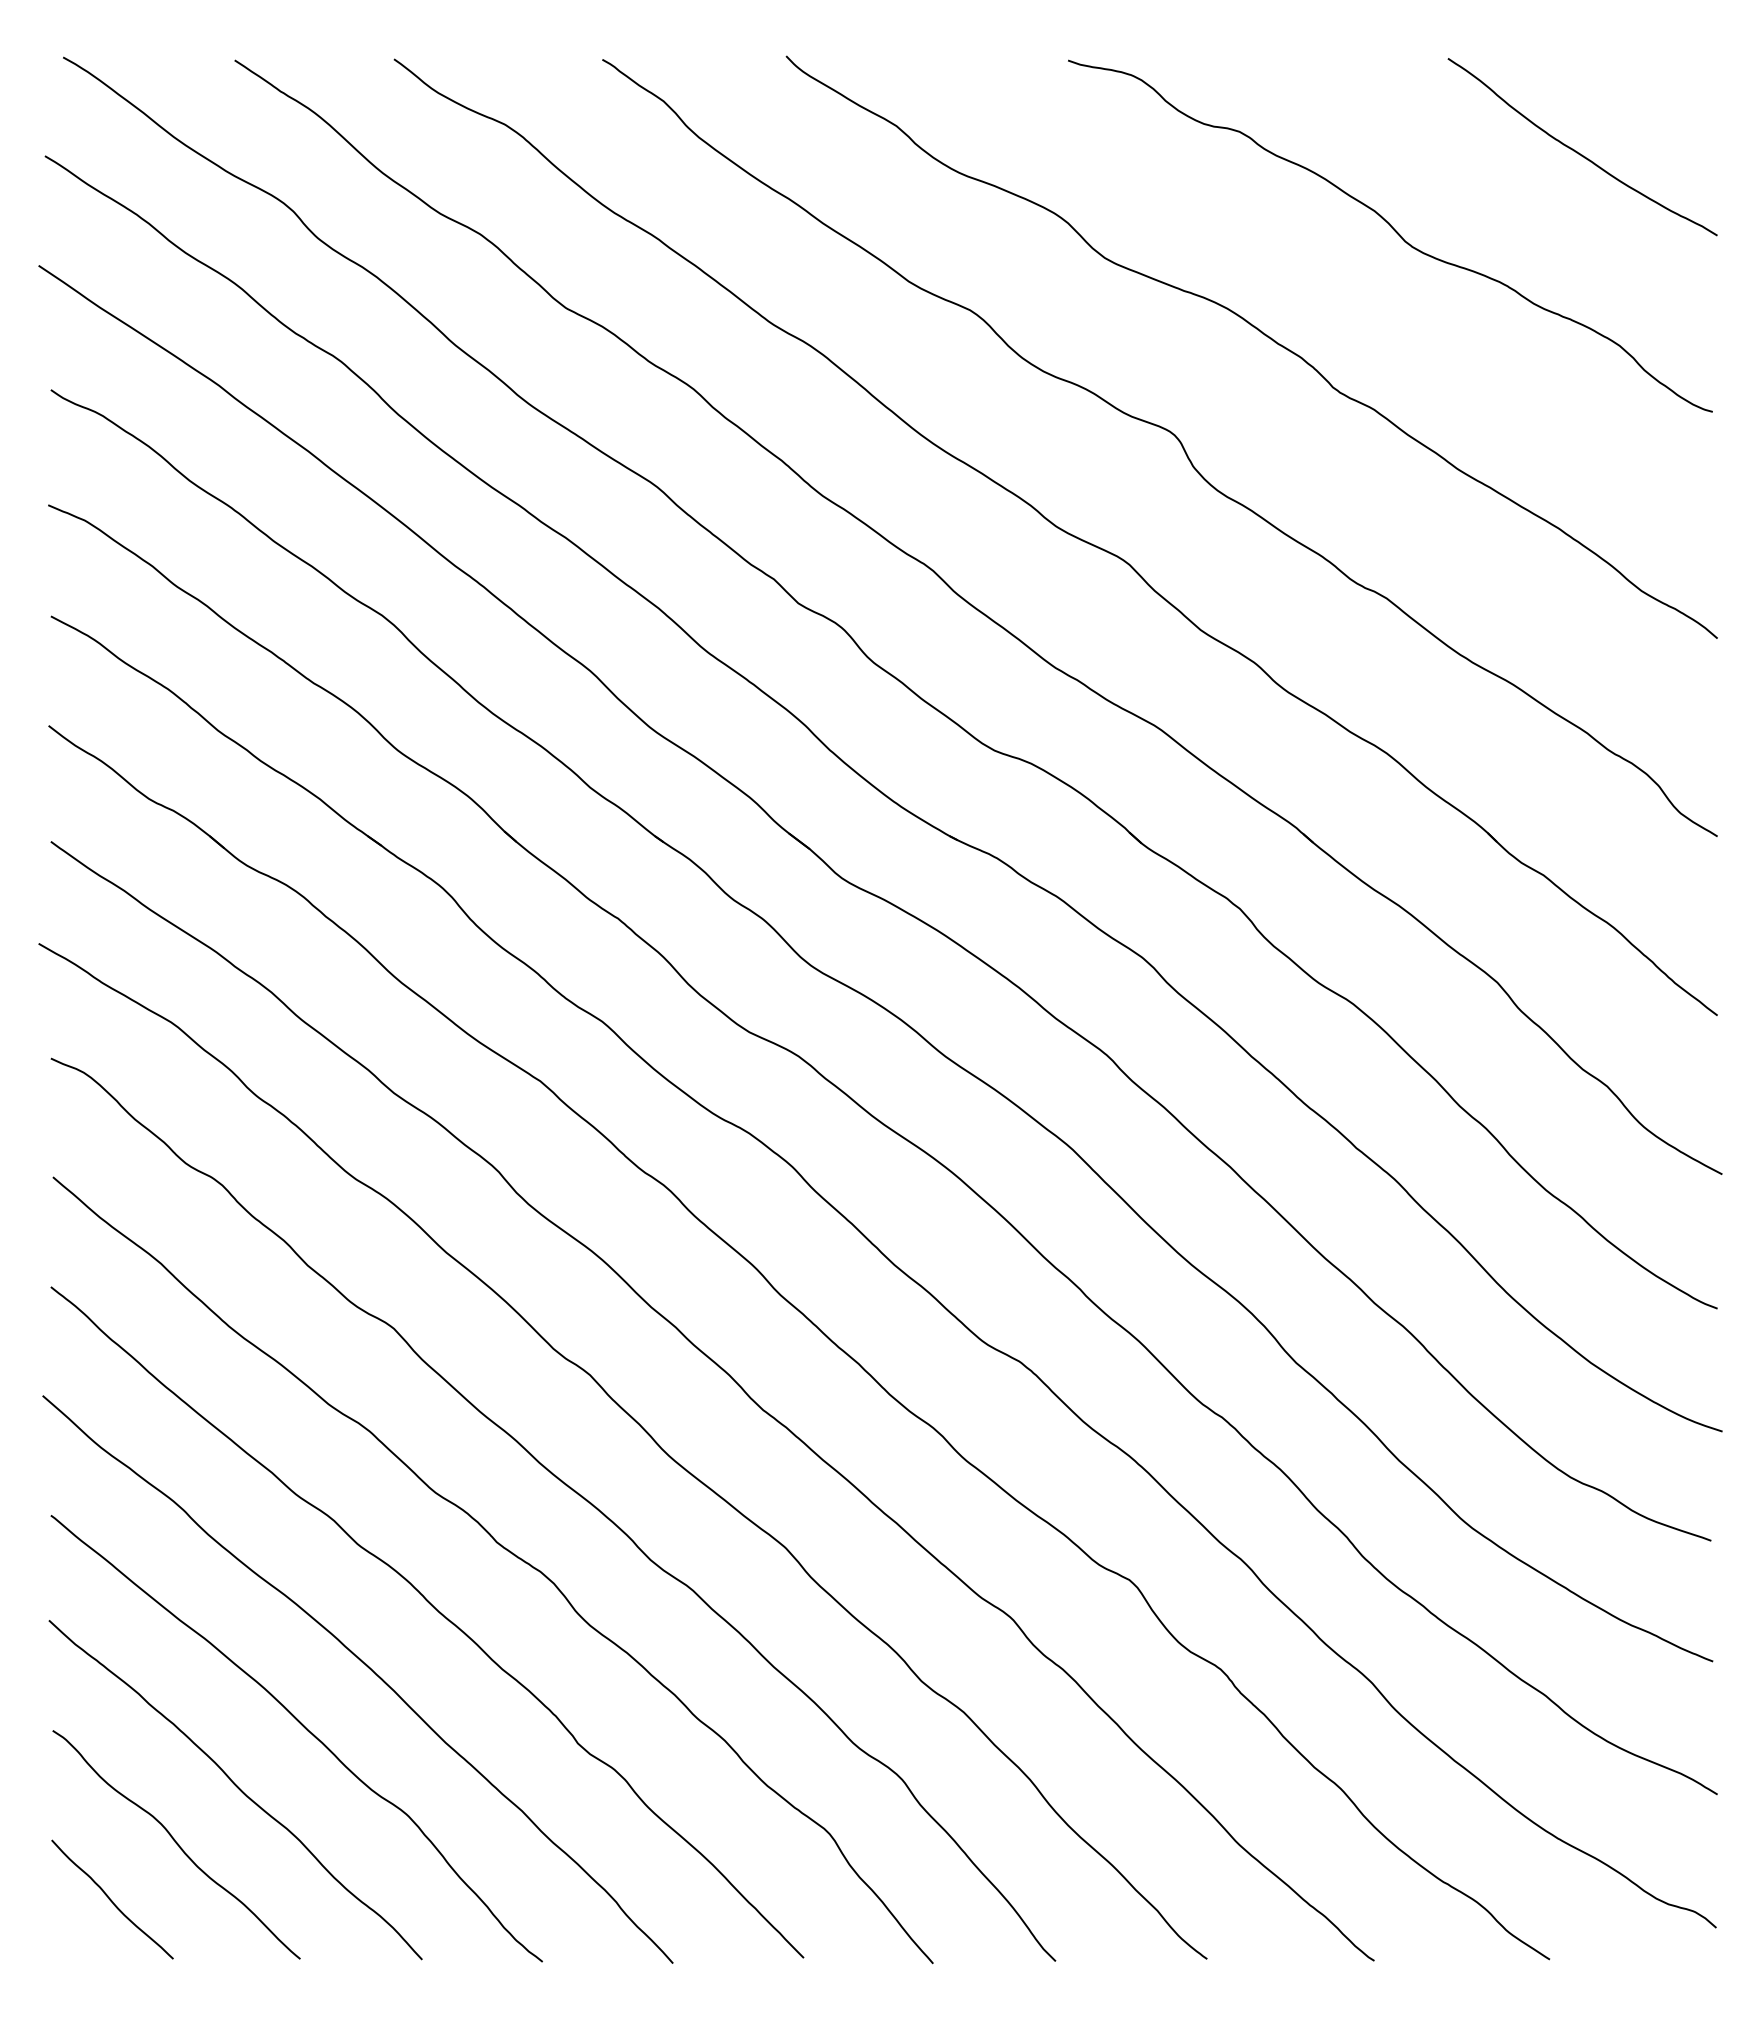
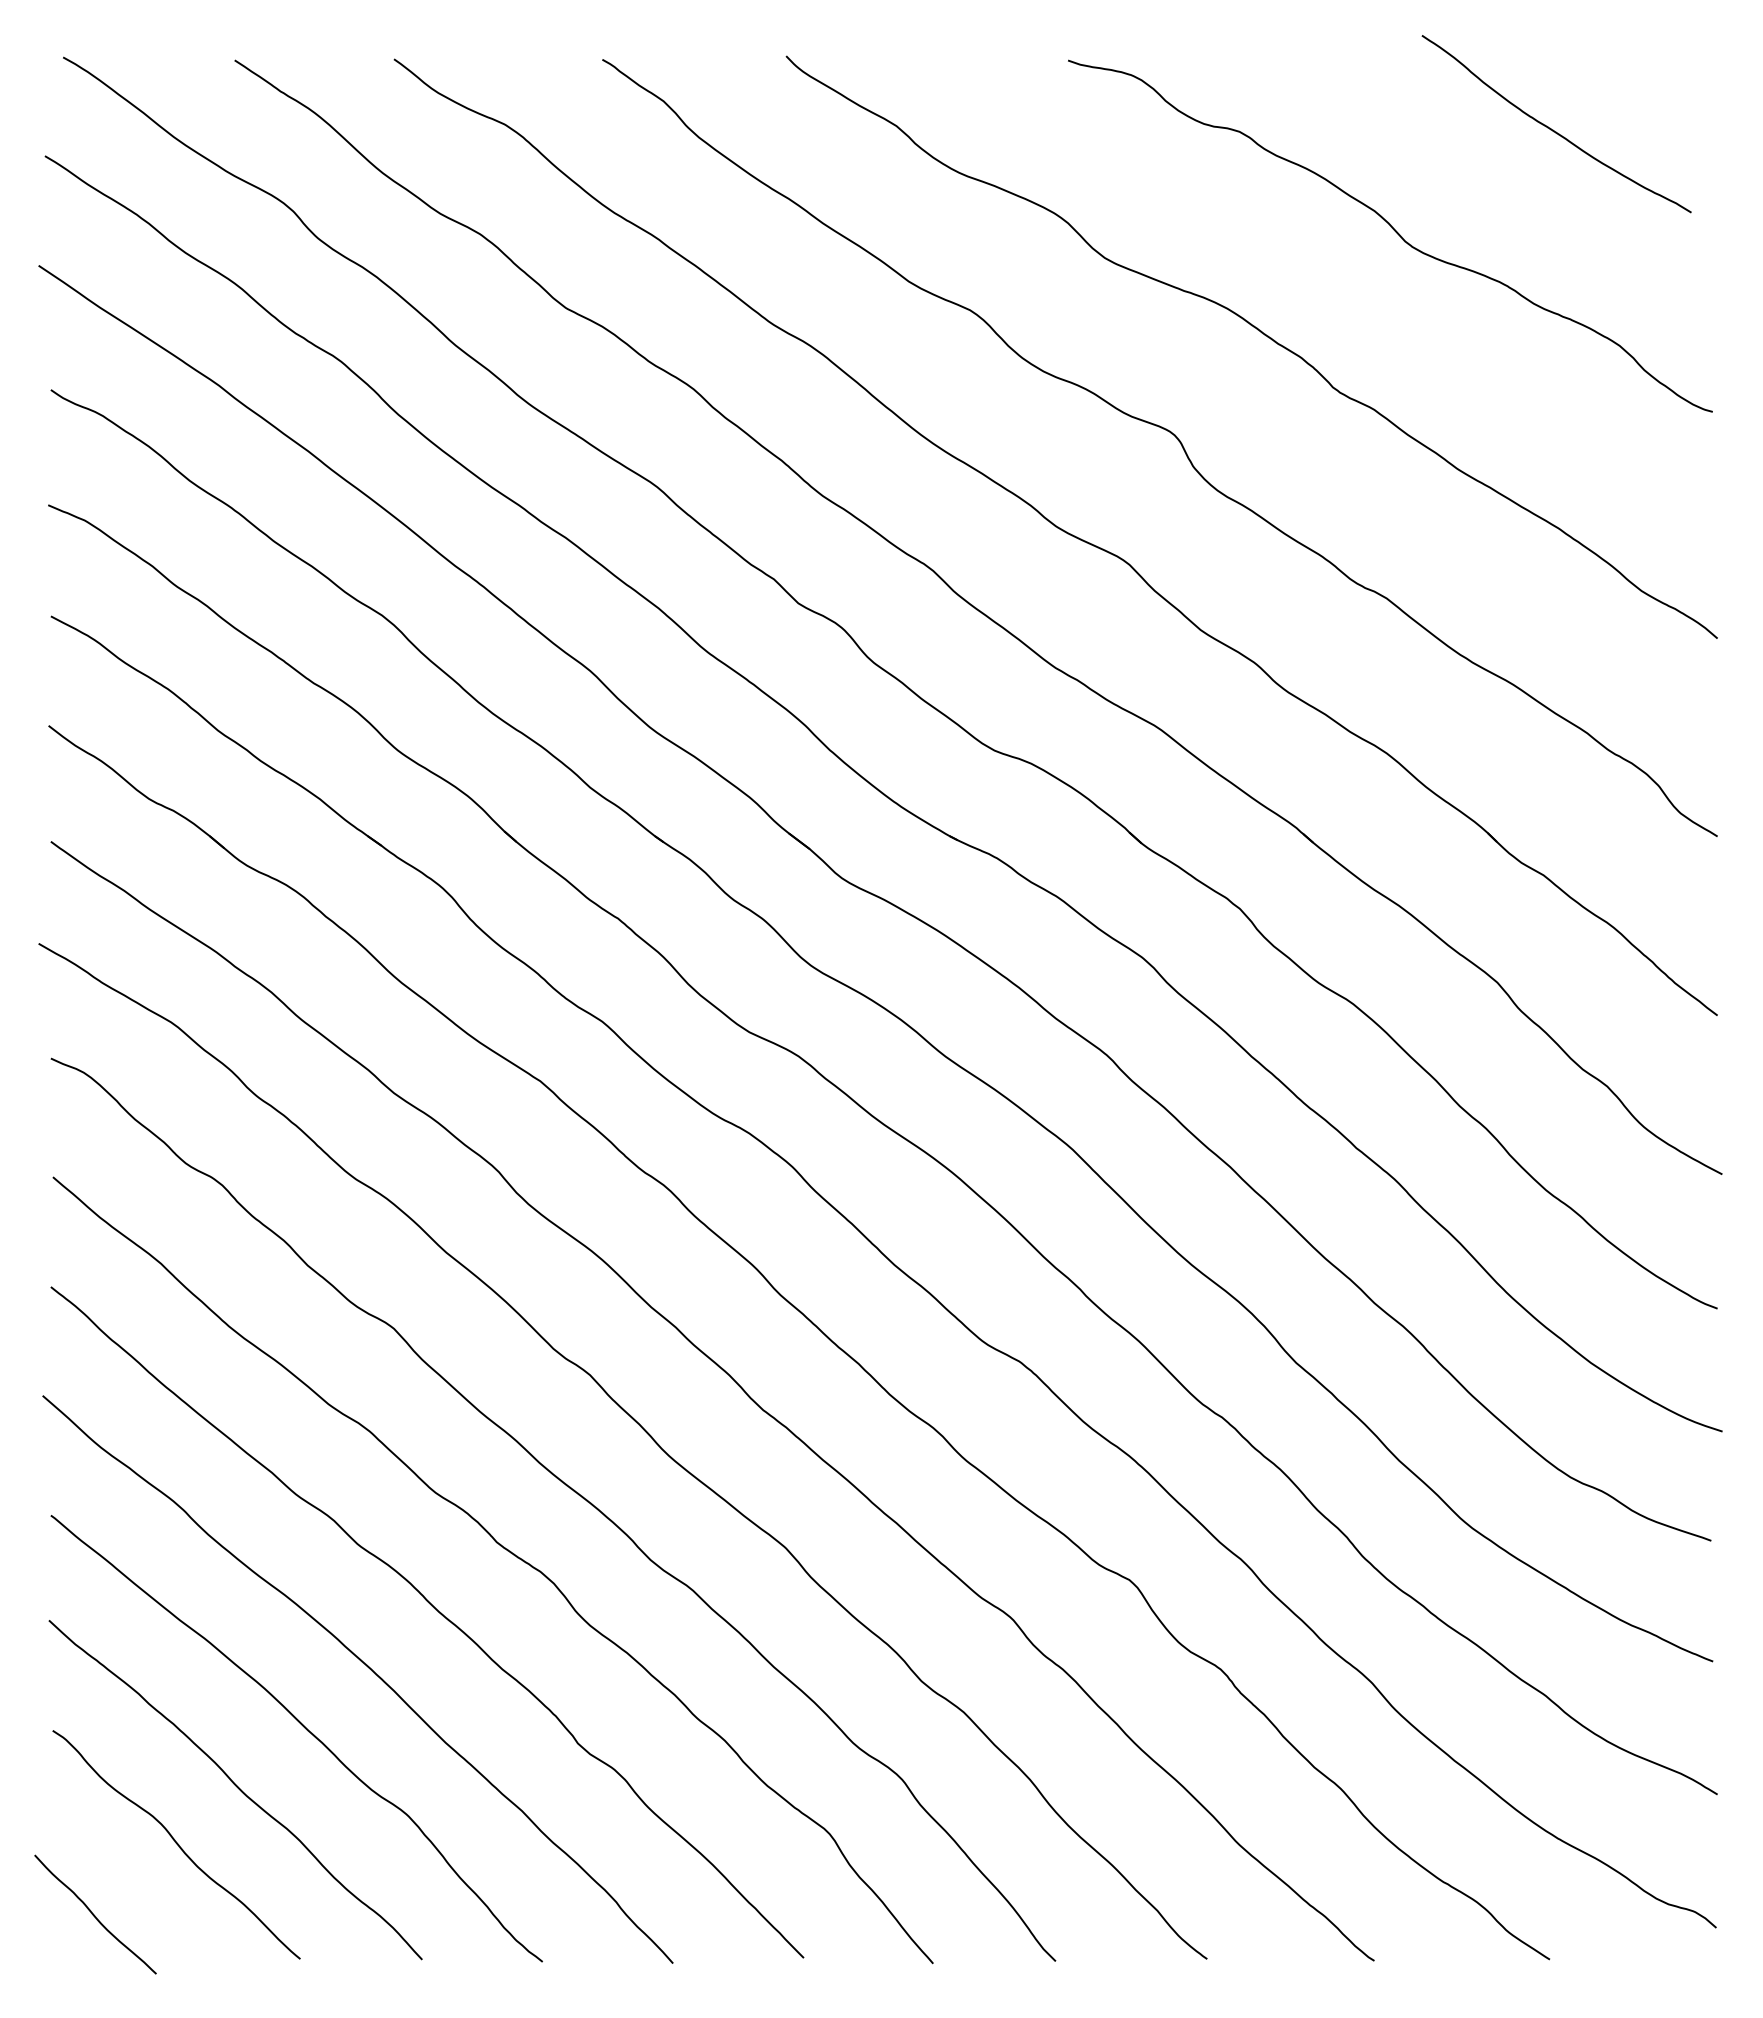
curve position: (1579, 152) -> (1553, 129) (1553, 129)
curve position: (111, 1899) -> (94, 1914) (94, 1914)
